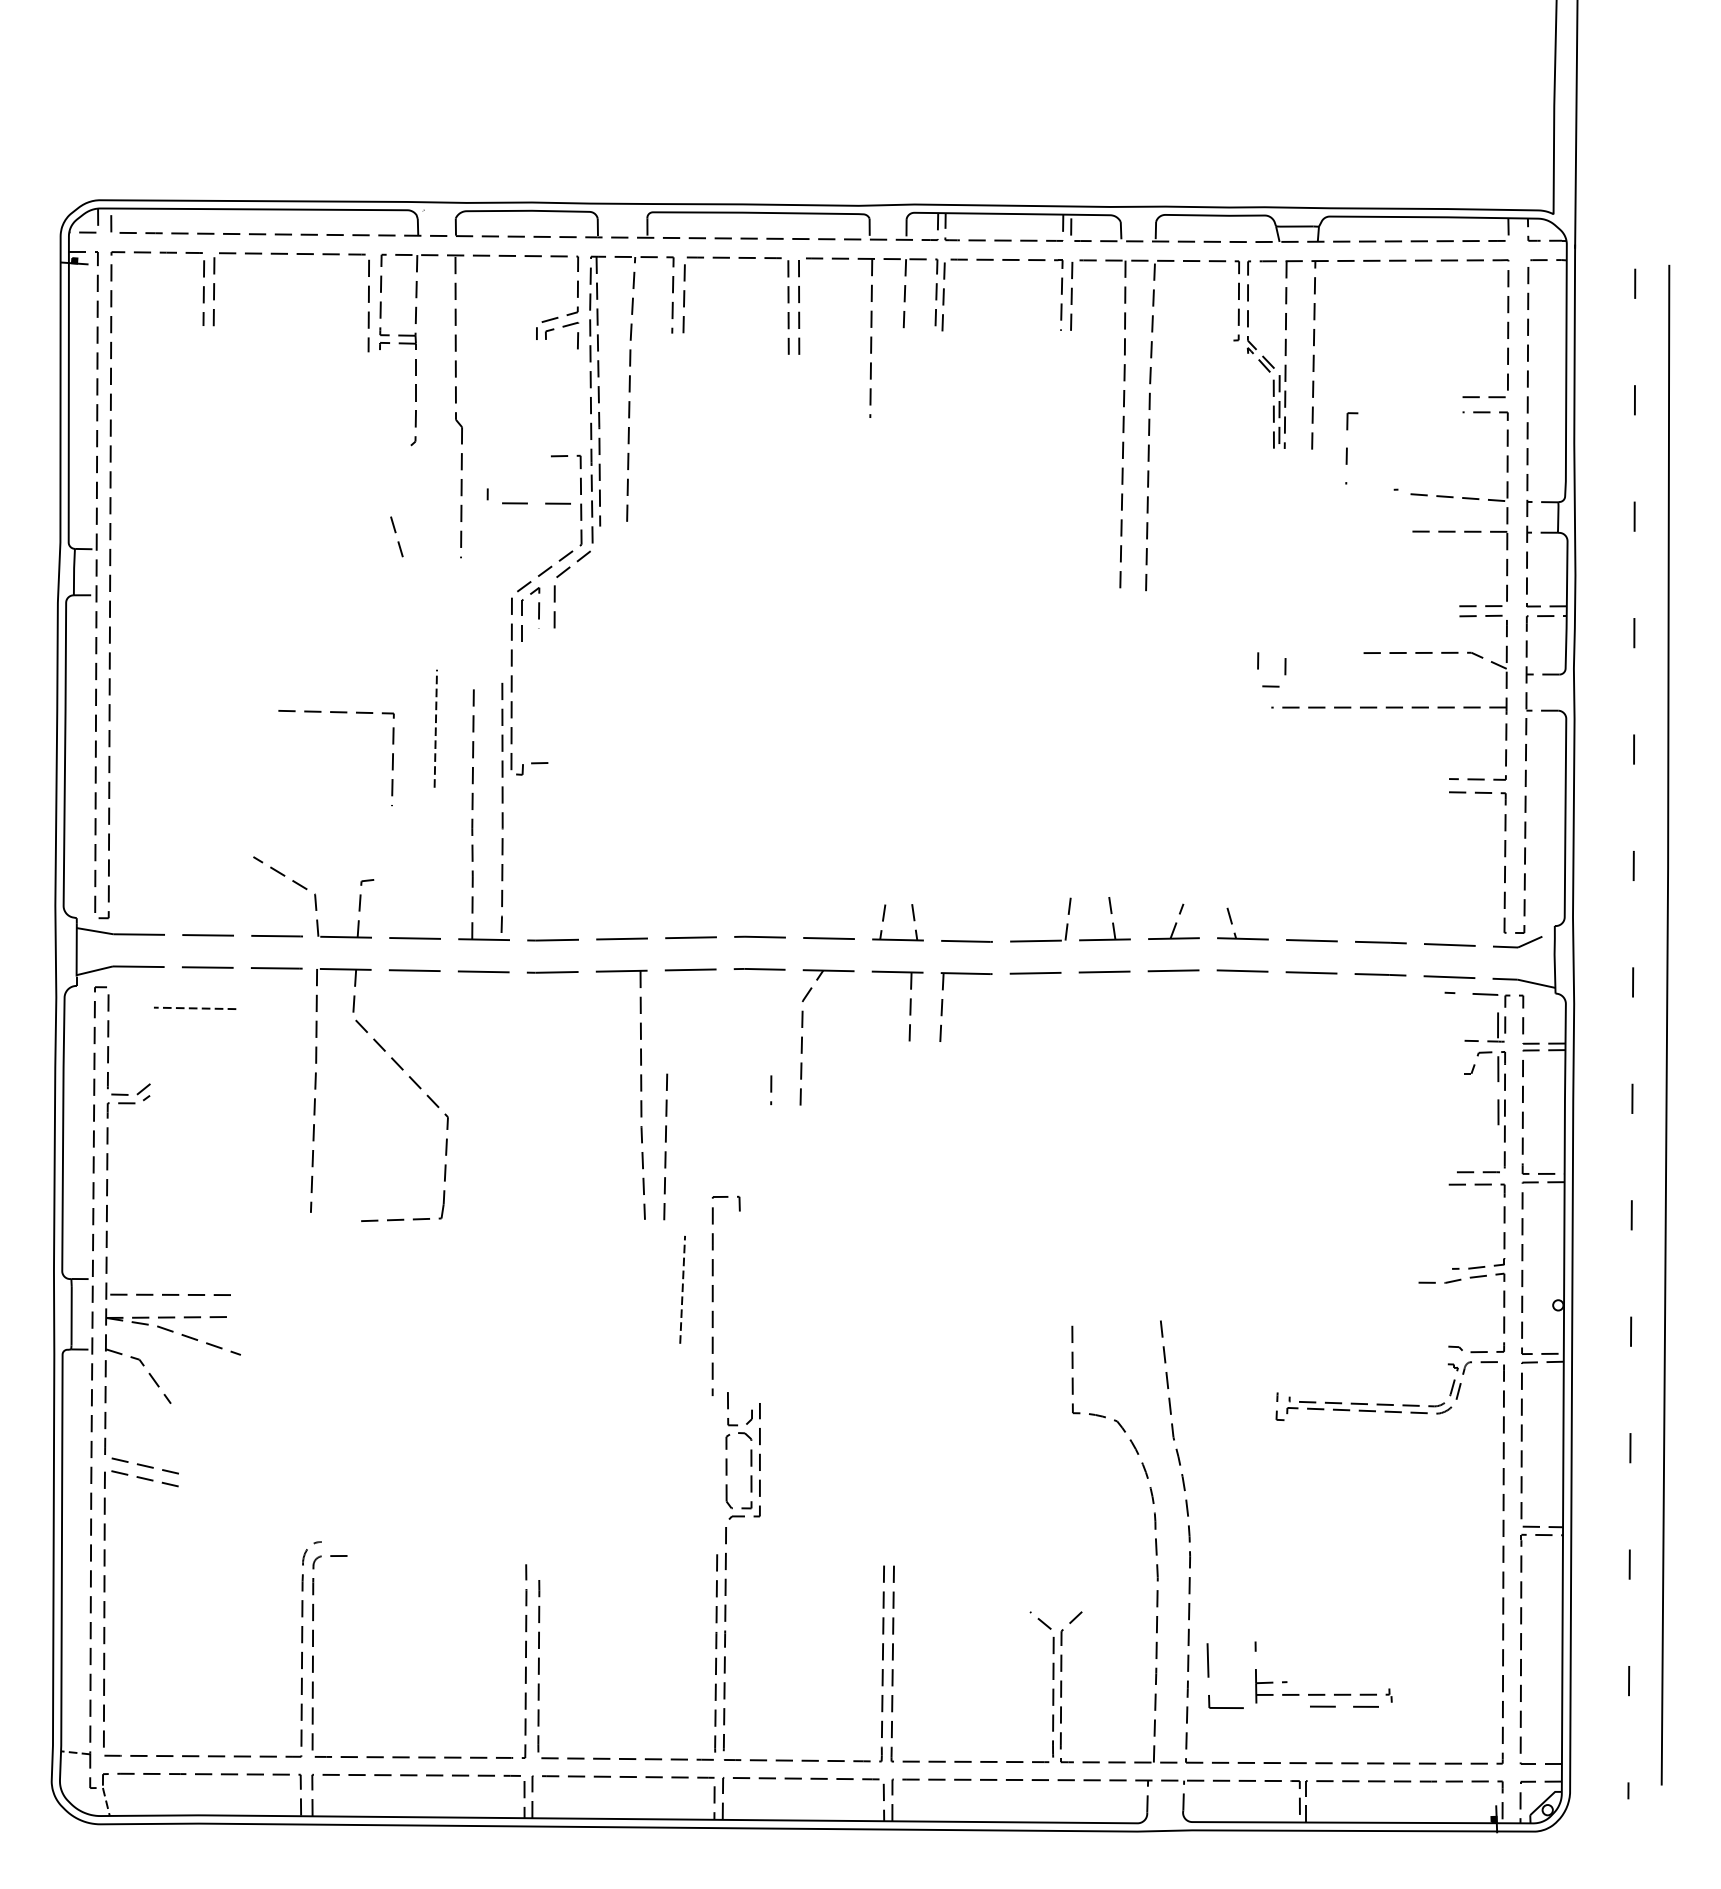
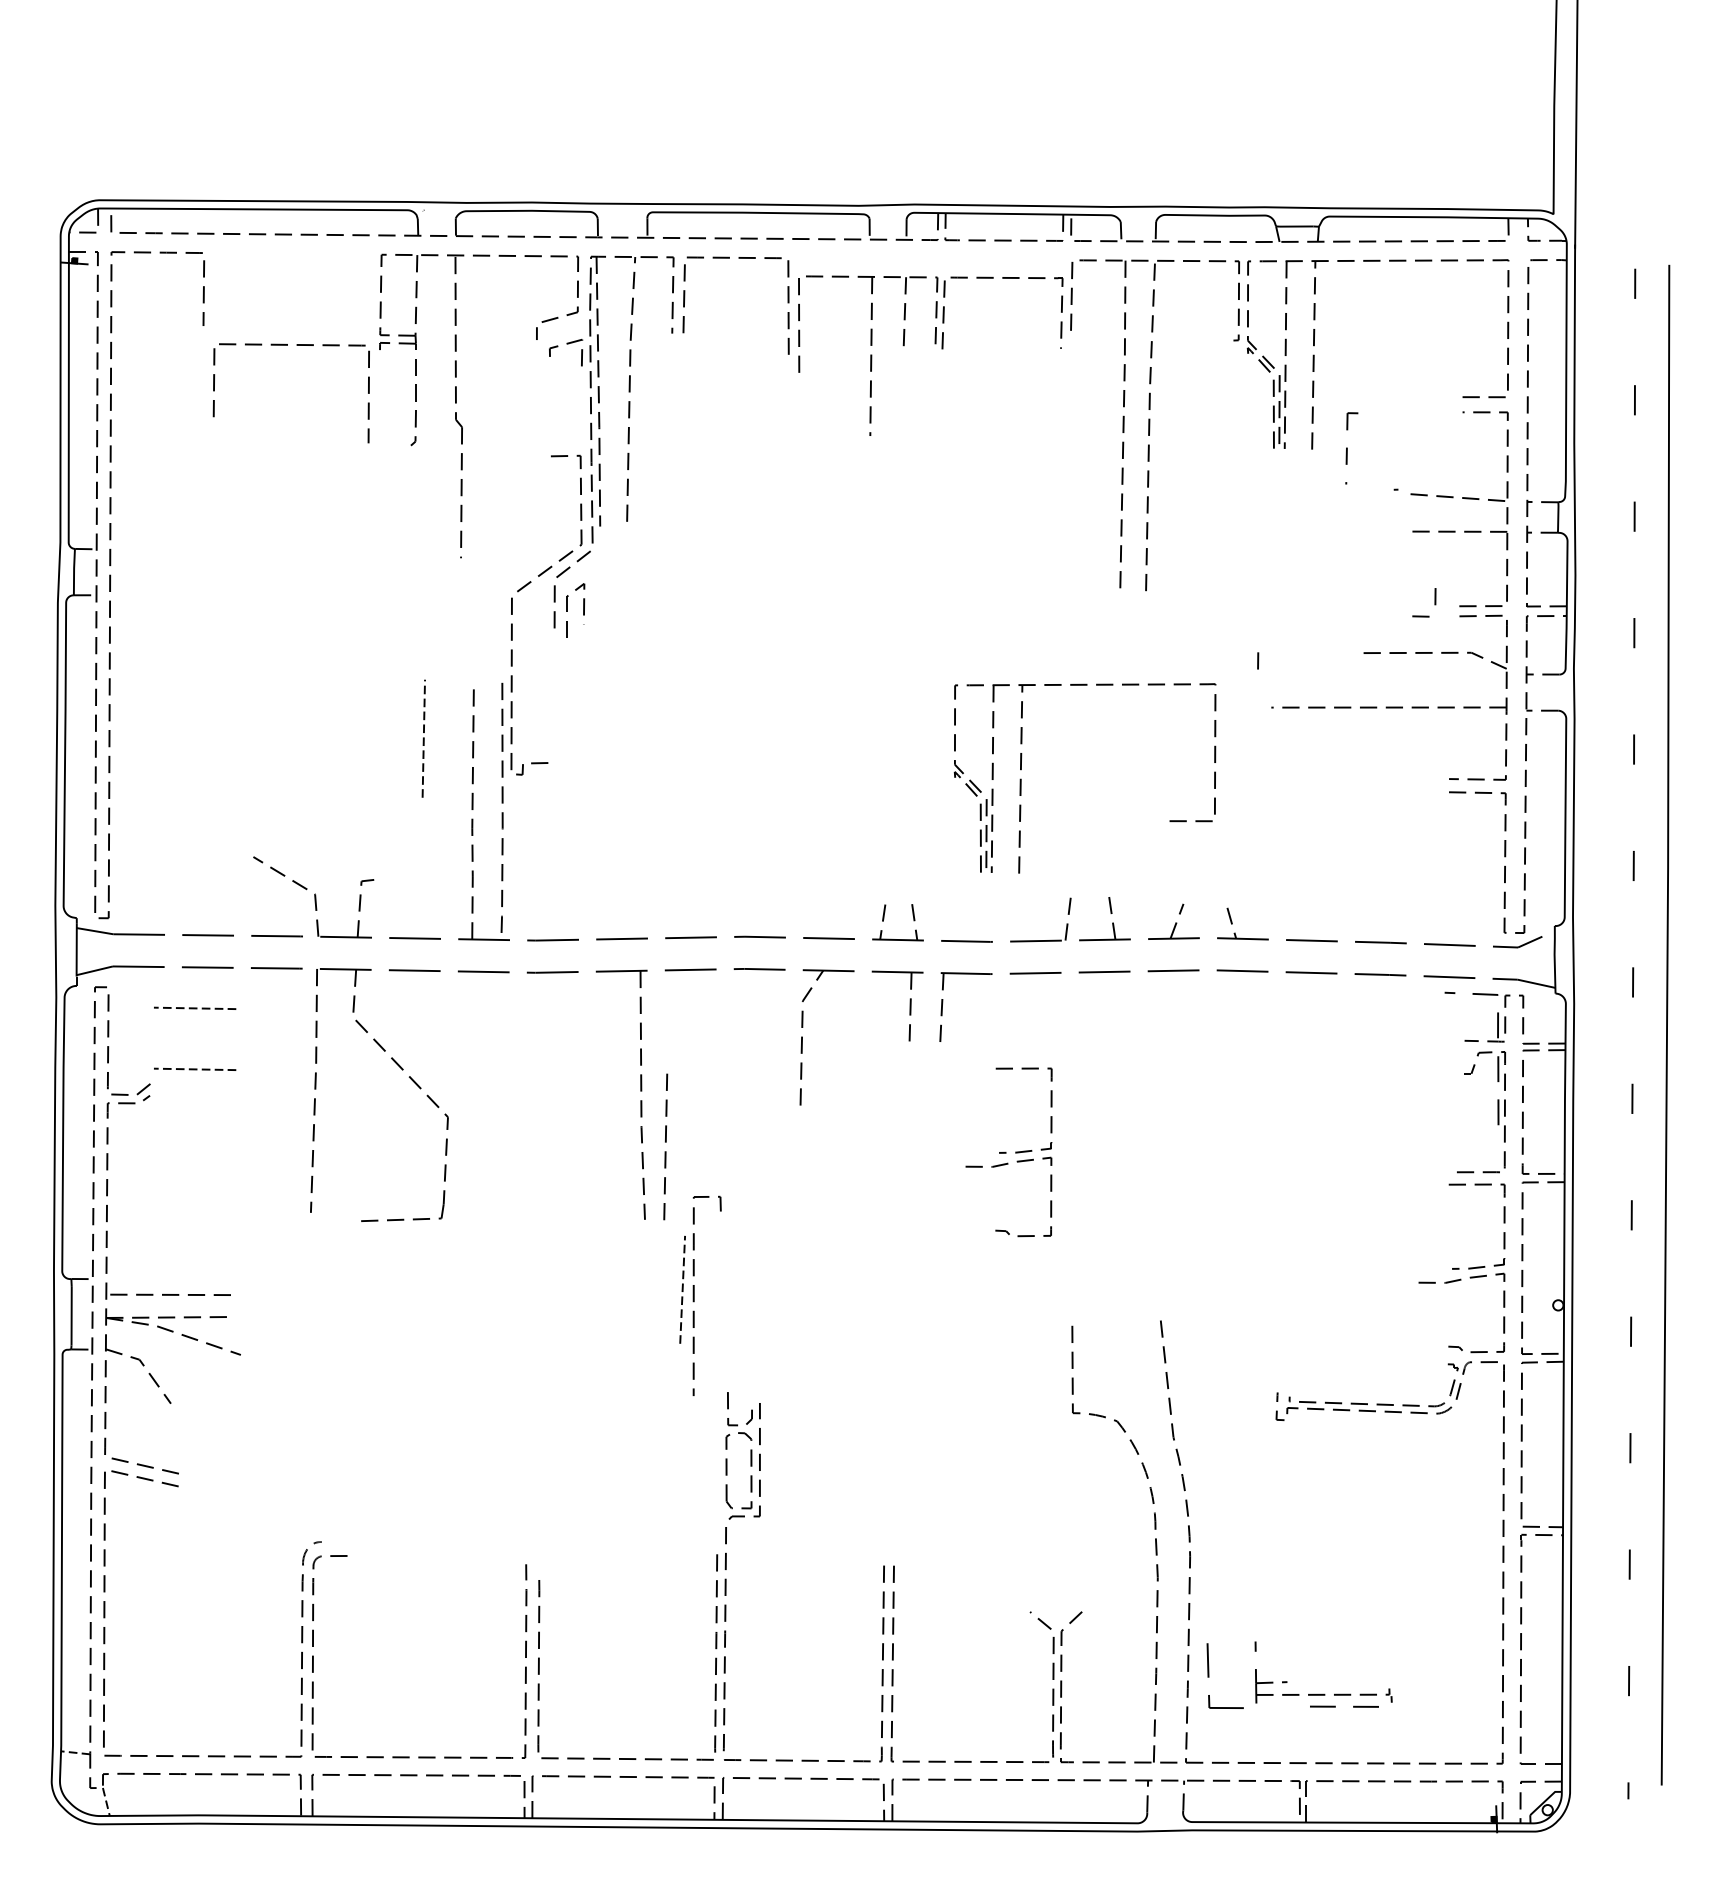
curve position: (287, 254) -> (287, 345) (287, 345)
part position: (935, 326) -> (935, 344) (935, 344)
line position: (562, 327) -> (566, 344) (566, 344)
line: present -> none (527, 502)
line: present -> none (395, 533)
line position: (522, 614) -> (567, 610) (567, 610)
line position: (1284, 672) -> (1434, 602) (1434, 602)
line: present -> none (336, 713)
line position: (435, 728) -> (423, 738) (423, 738)
part: none -> present (1021, 778)
line: none -> present (195, 1068)
line: present -> none (771, 1090)
part: none -> present (1008, 1152)
line position: (713, 1295) -> (694, 1295) (694, 1295)
